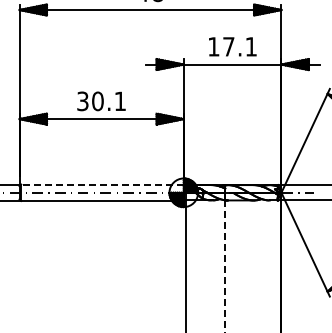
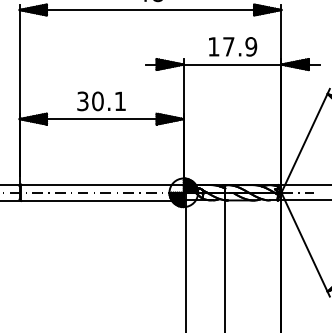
text: 17.1 -> 17.9 (251, 46)
line: dashed -> solid (102, 184)
line: dashed -> solid (224, 266)
